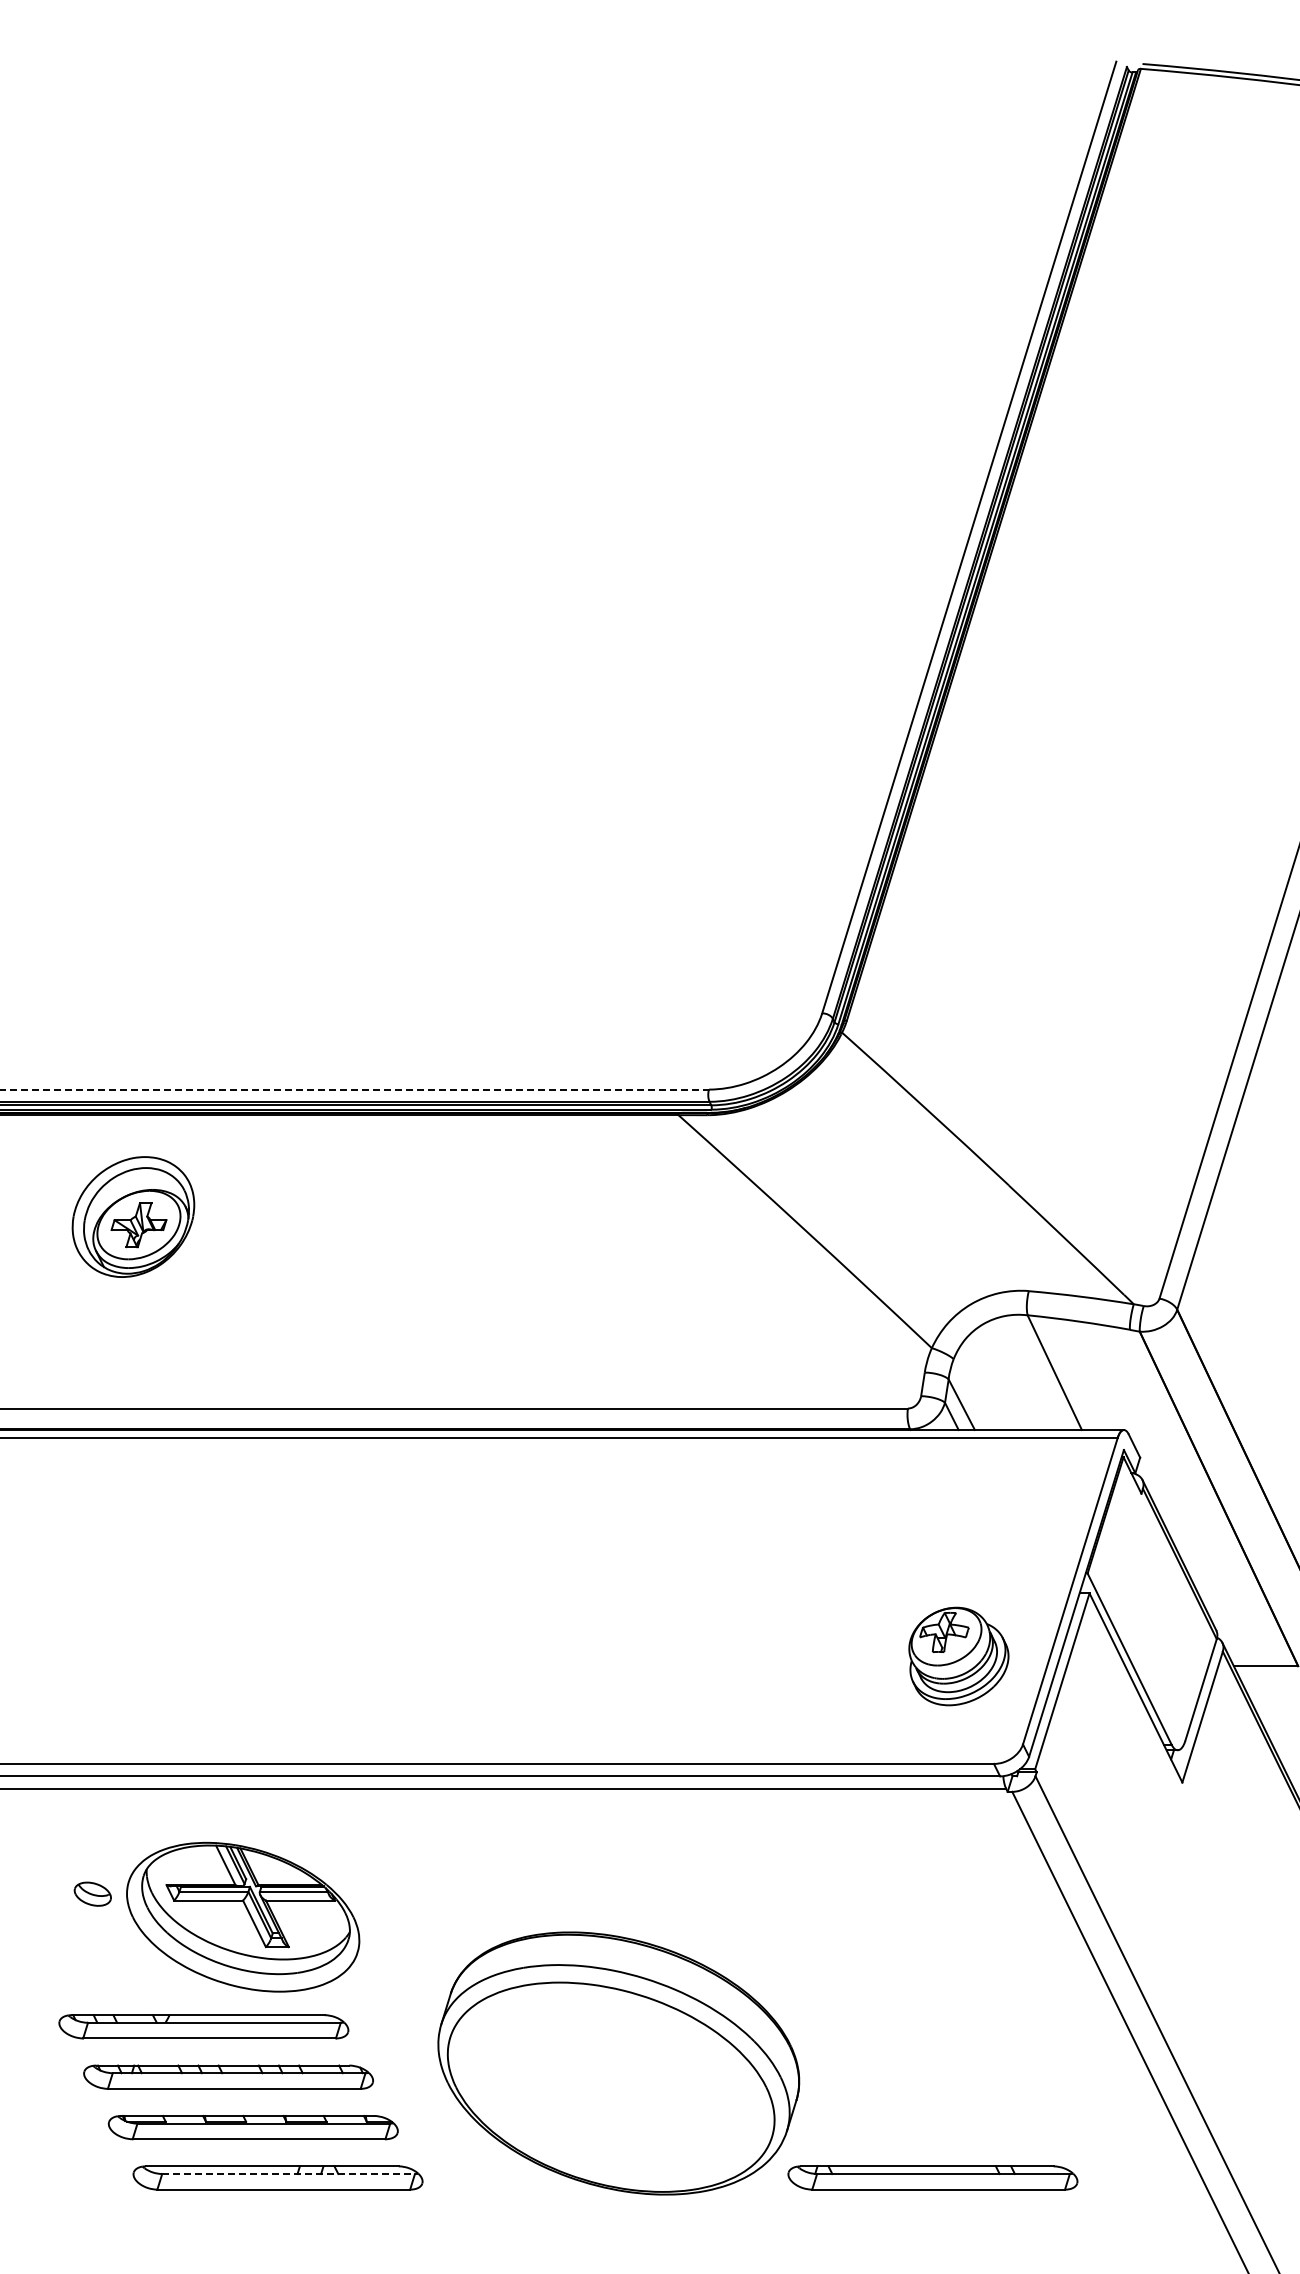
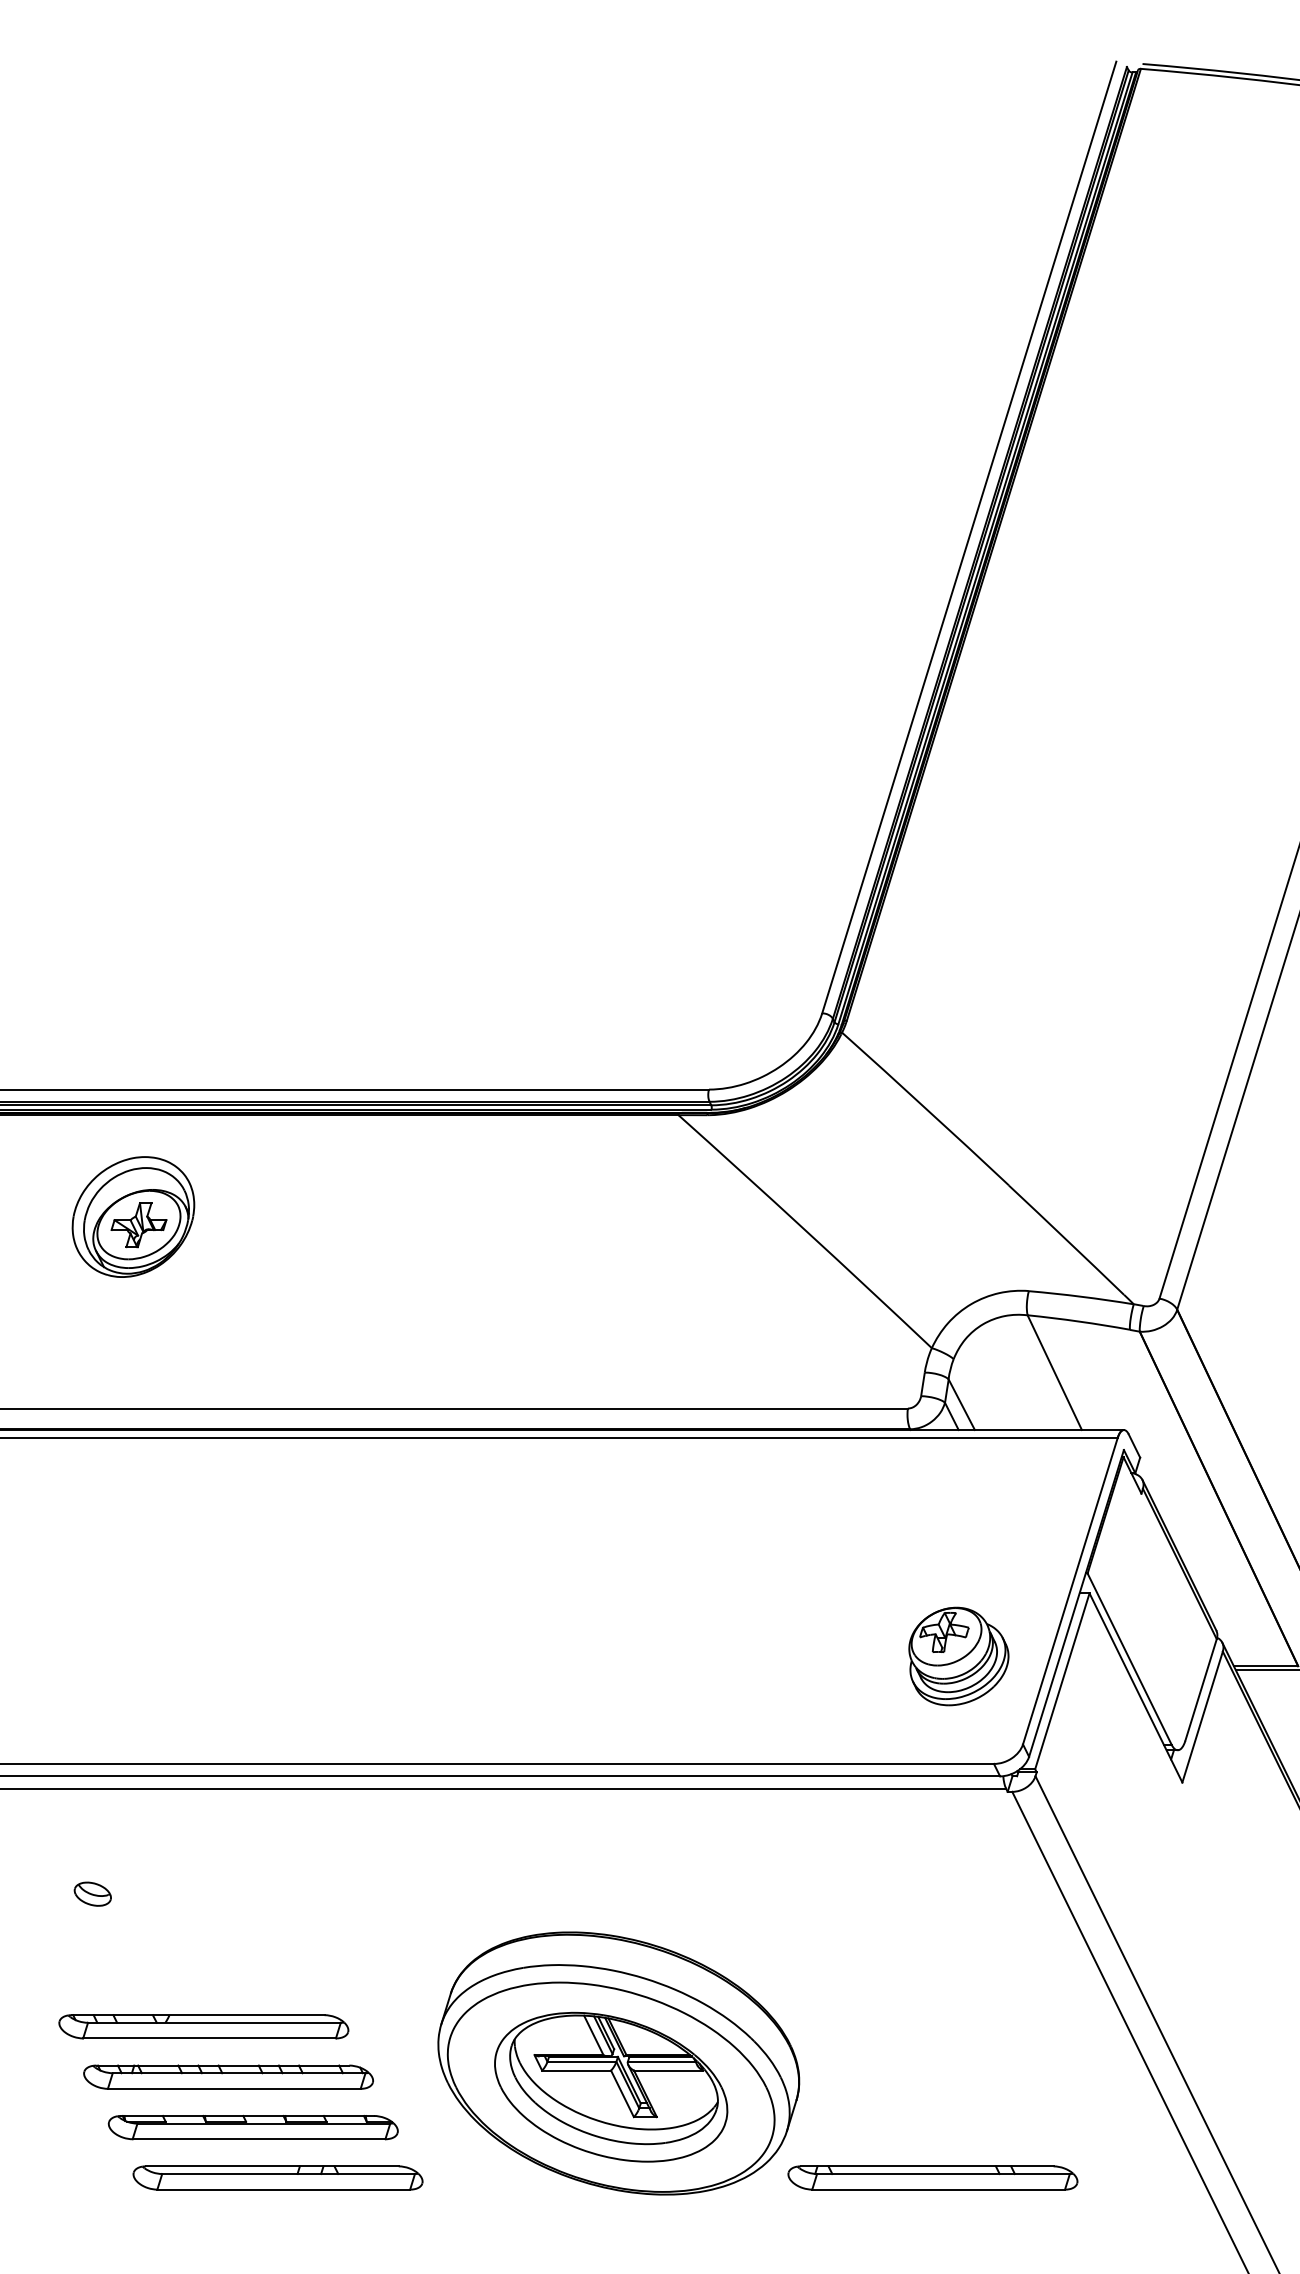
line: dashed -> solid (355, 1089)
line: none -> present (1265, 1670)
part position: (243, 1916) -> (611, 2086) (611, 2086)
line: dashed -> solid (289, 2174)
